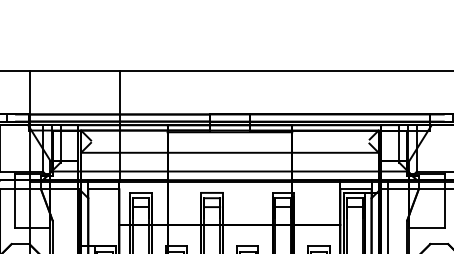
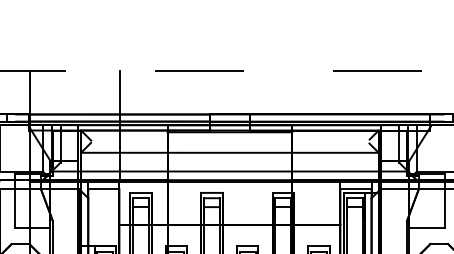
line: solid -> dashed (227, 70)
line: present -> none (388, 216)
